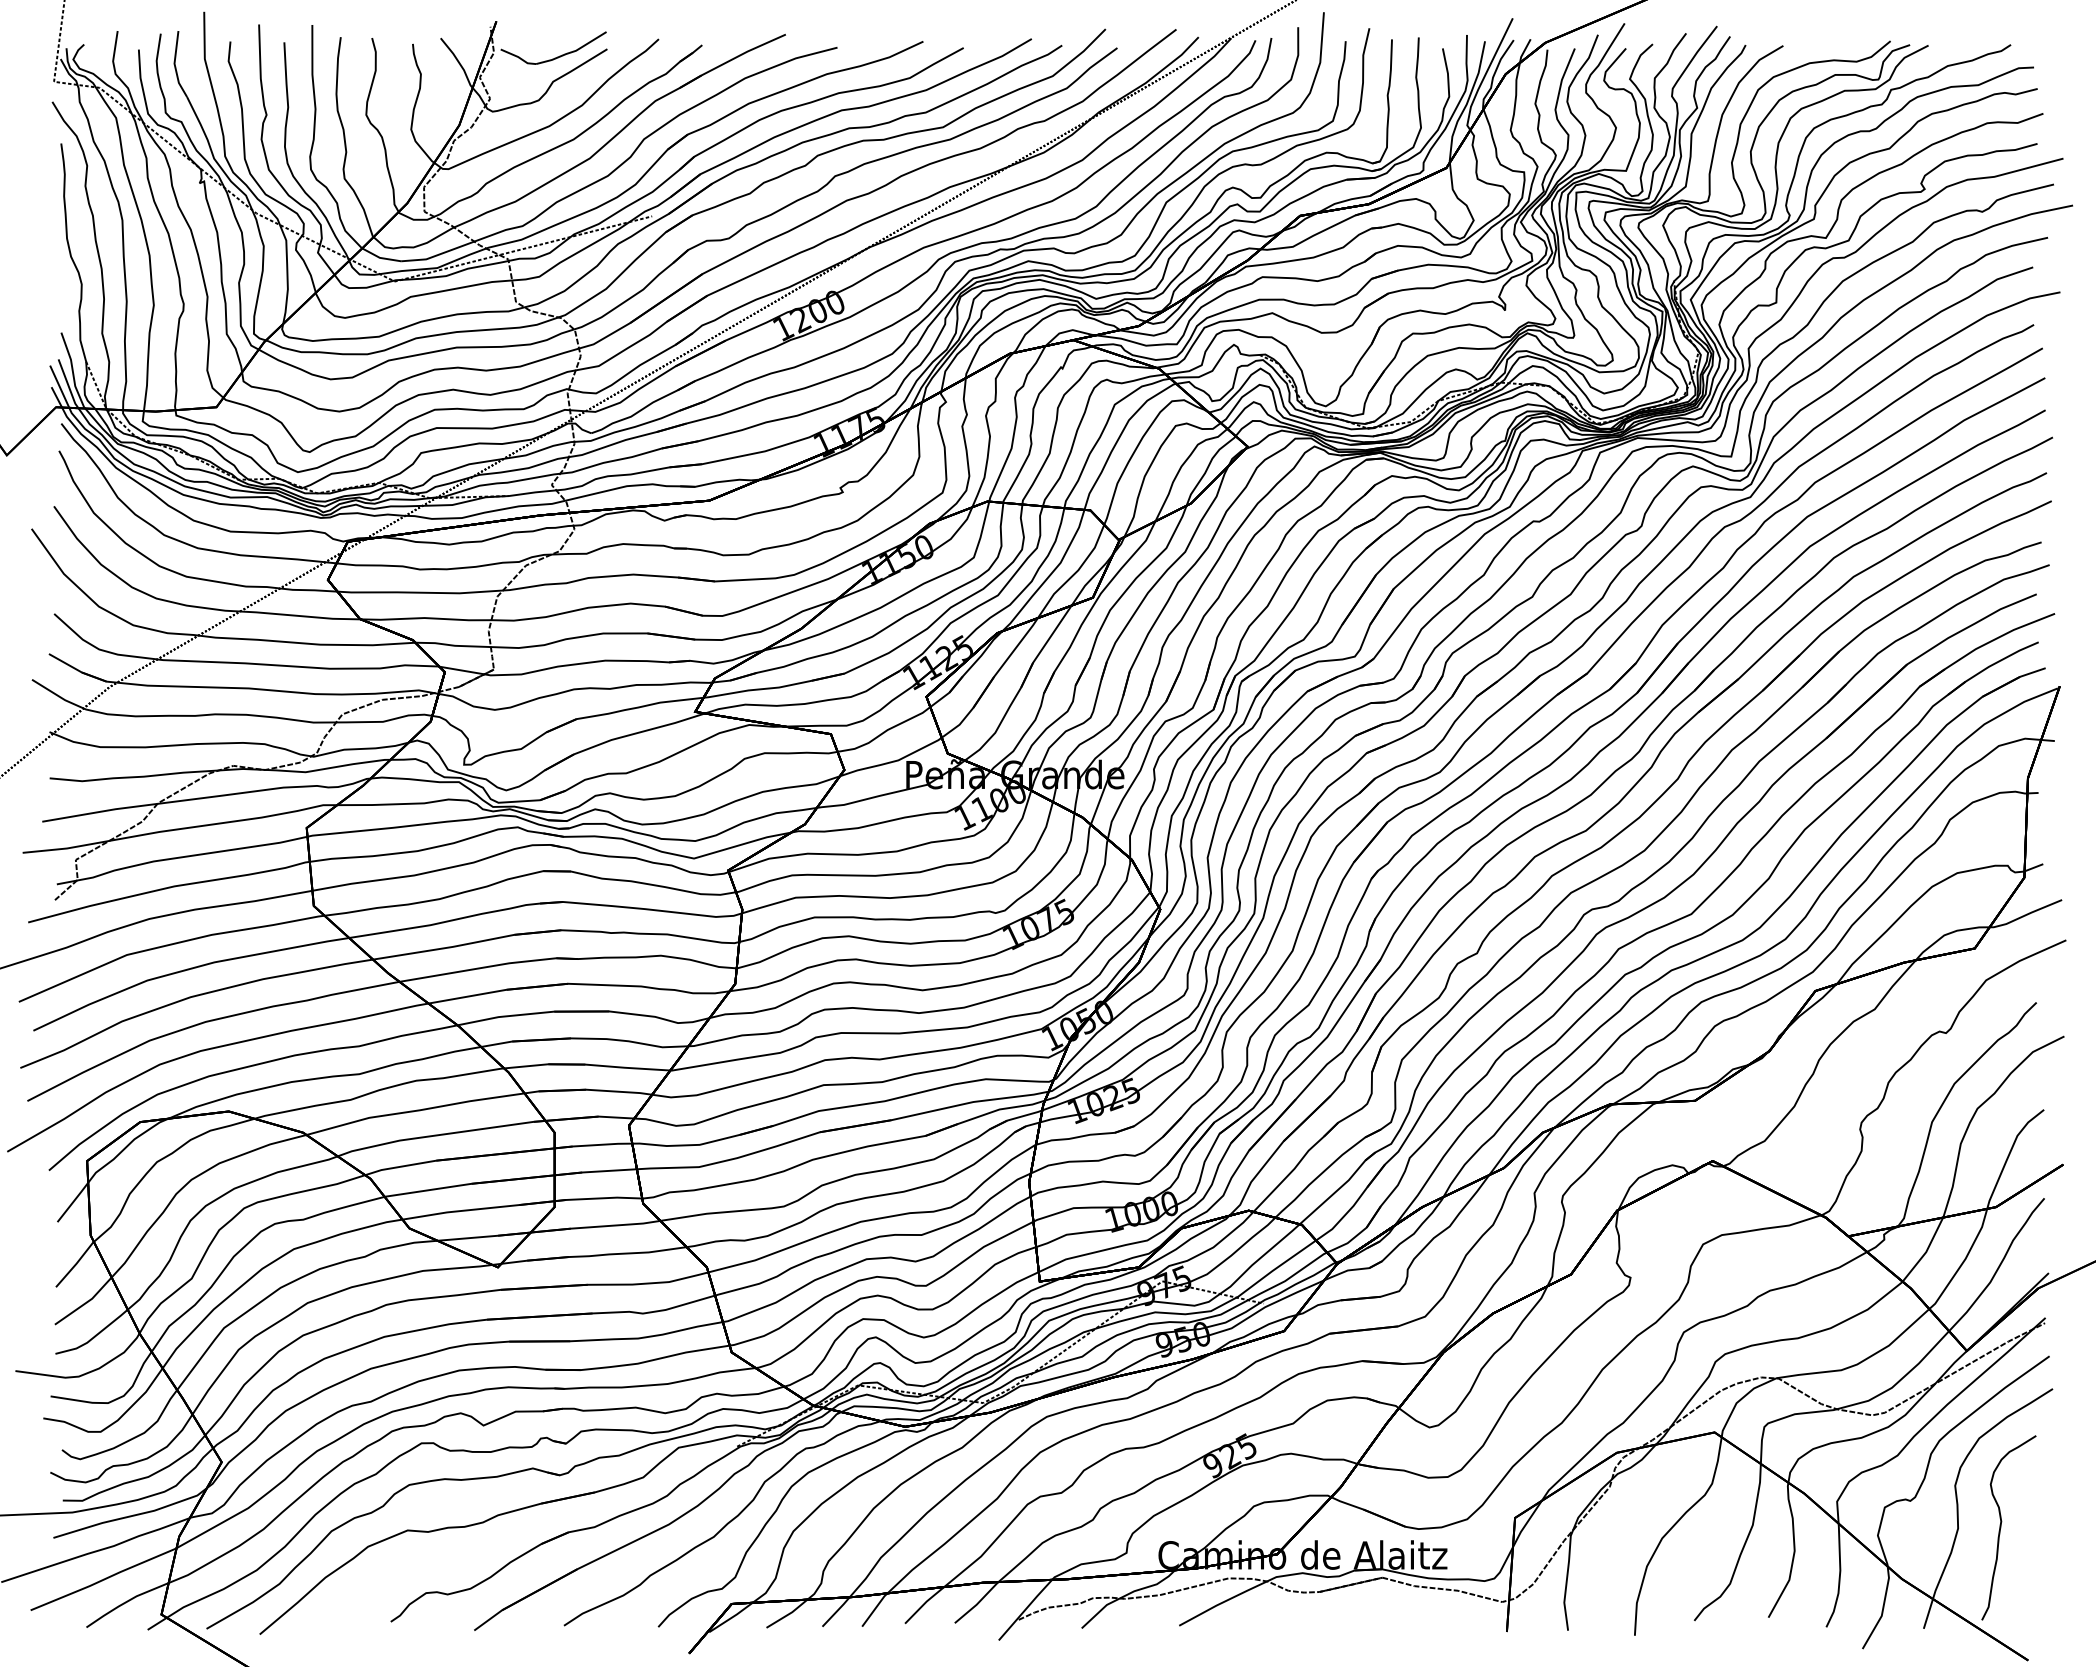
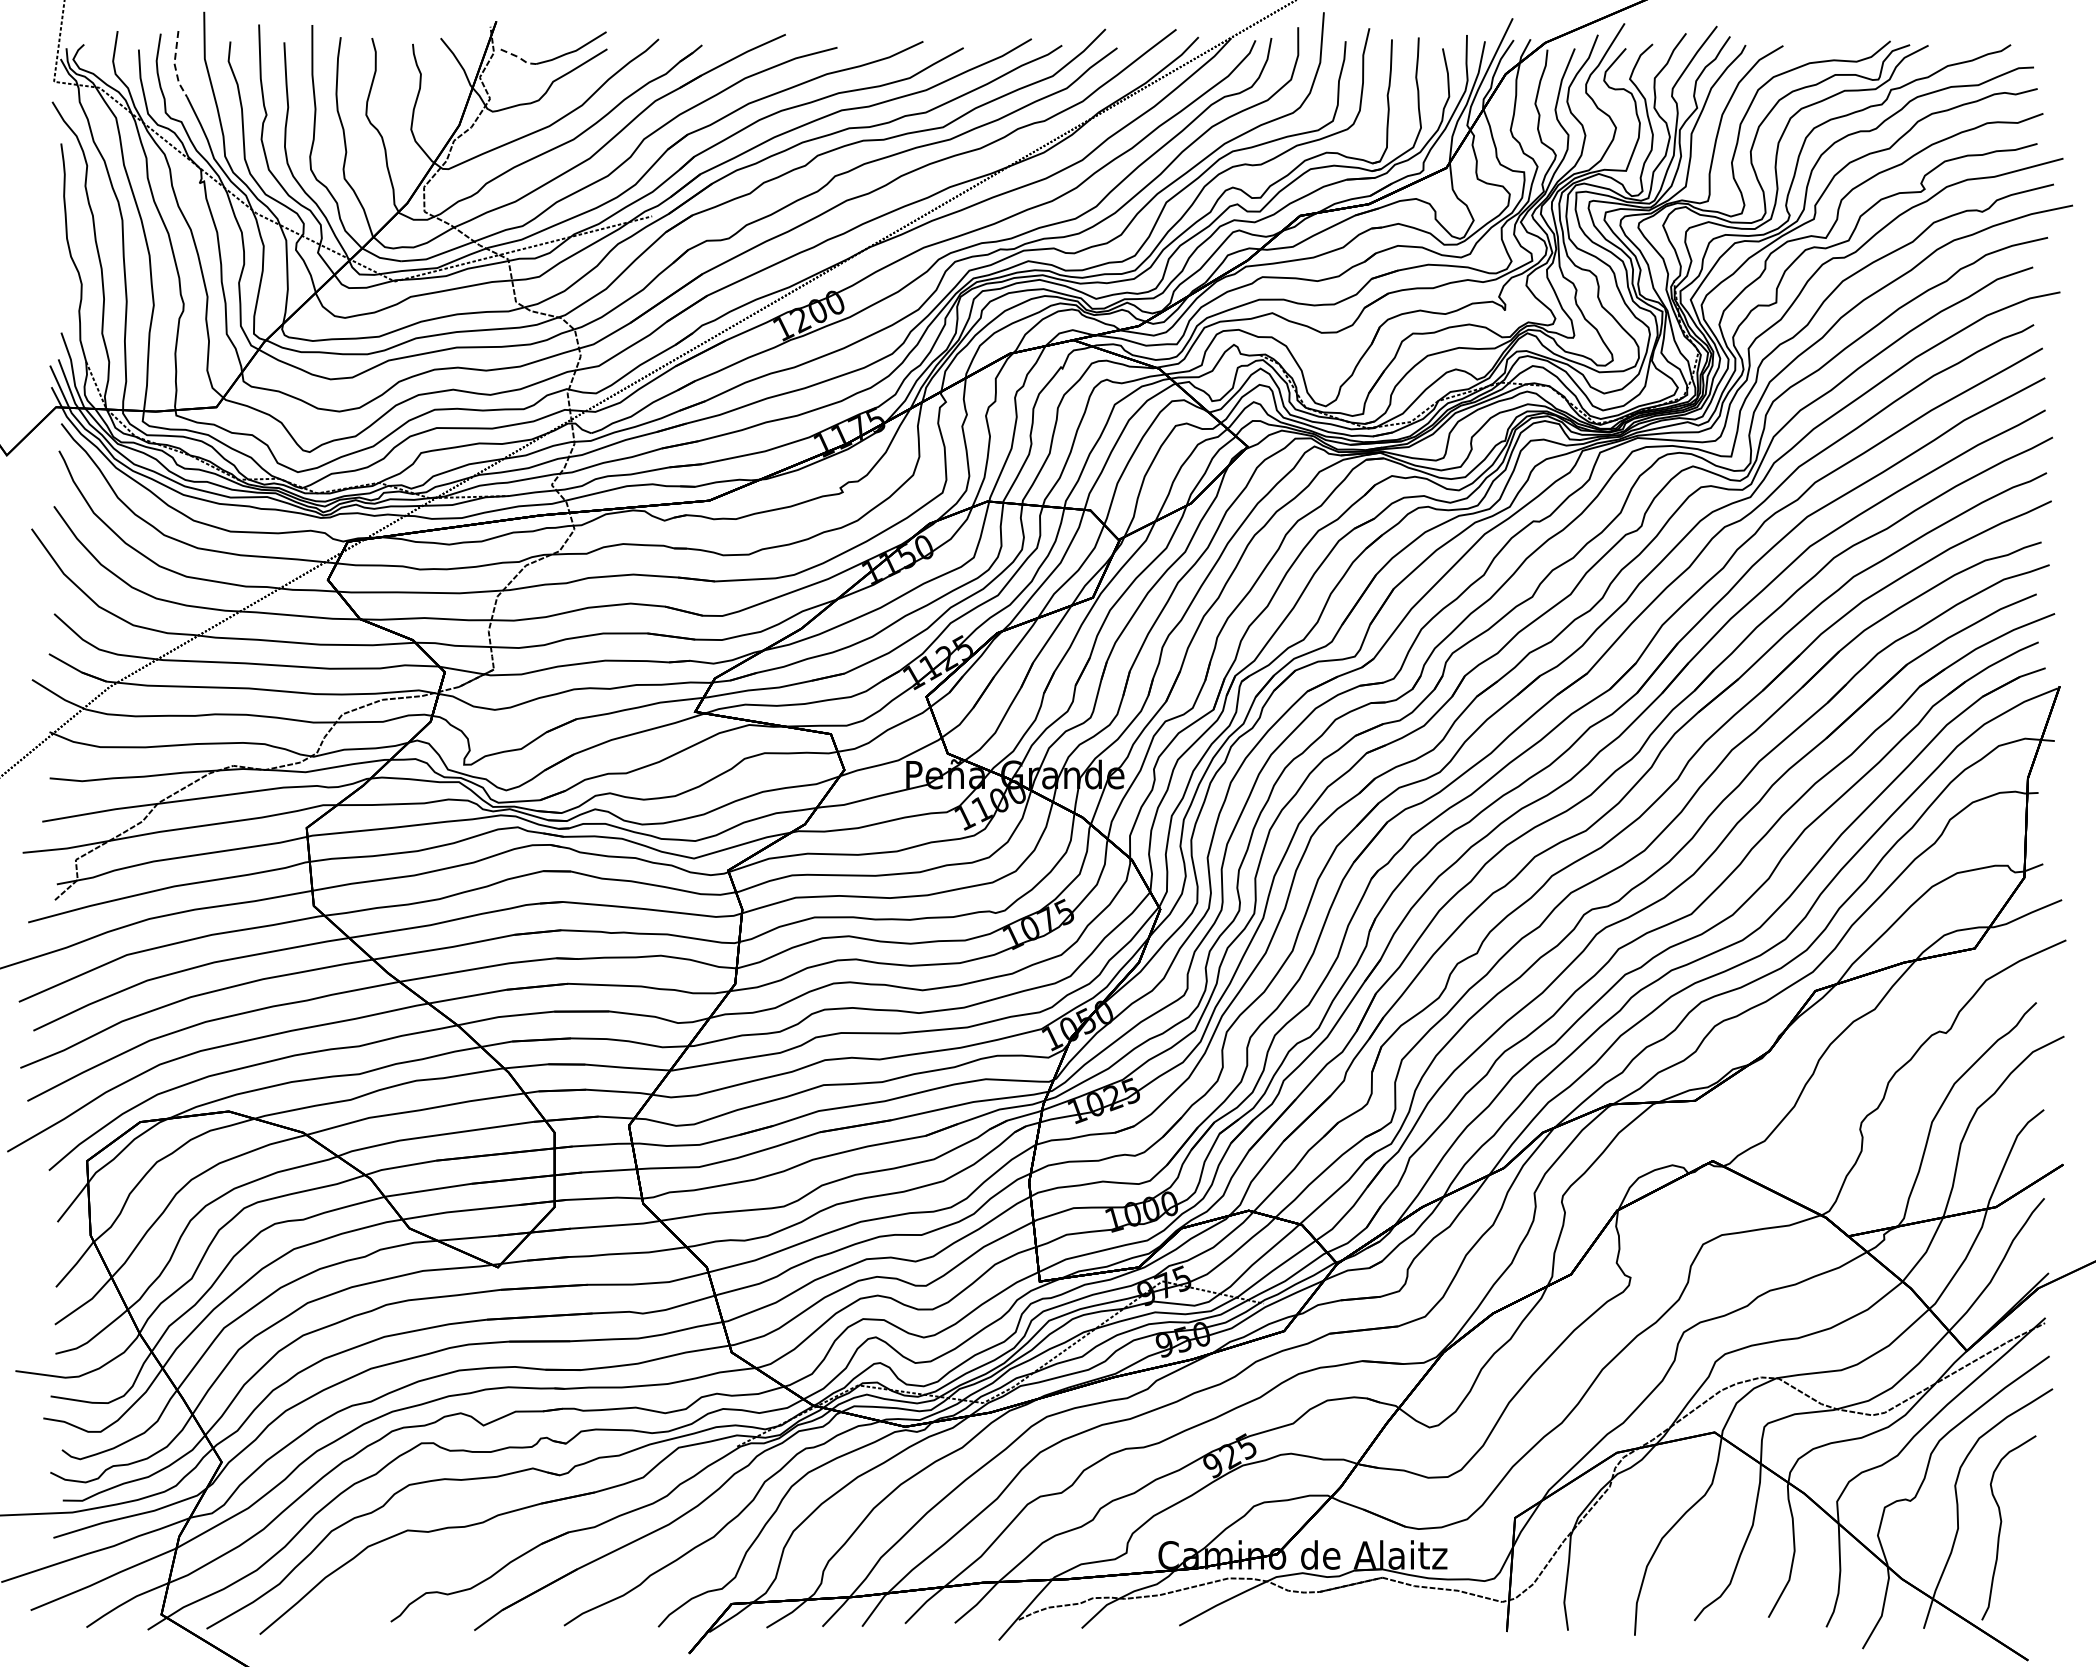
line: solid -> dashed (519, 57)
line: solid -> dashed (174, 65)
